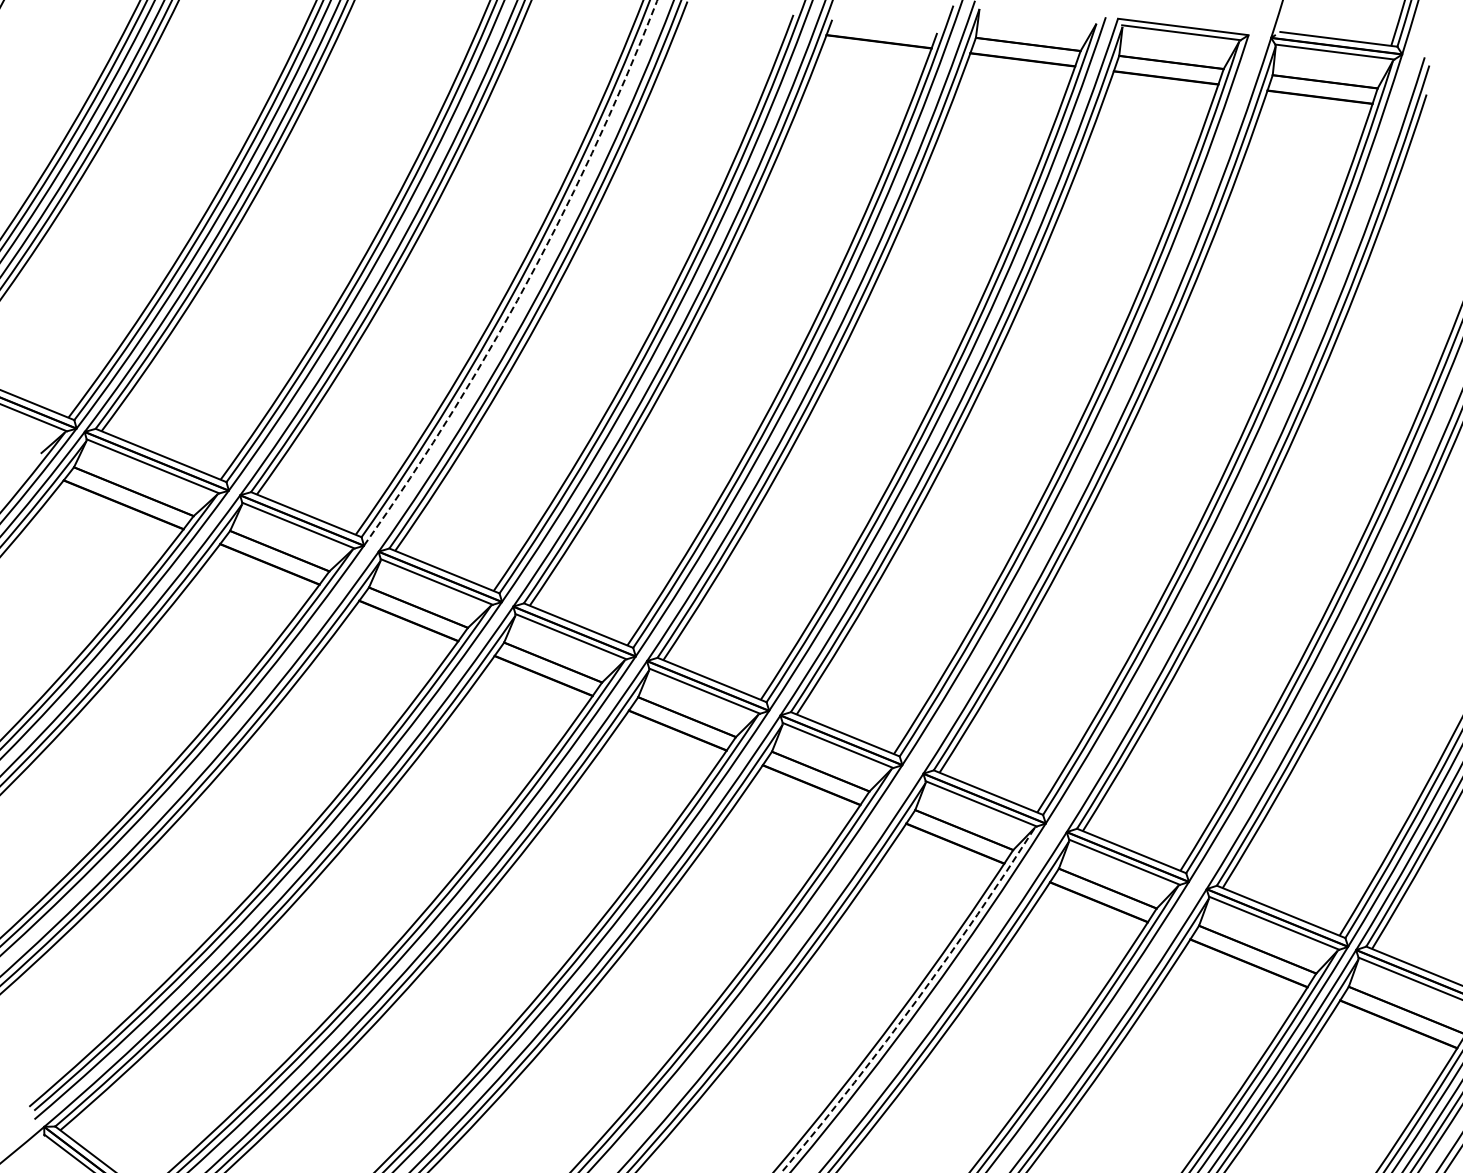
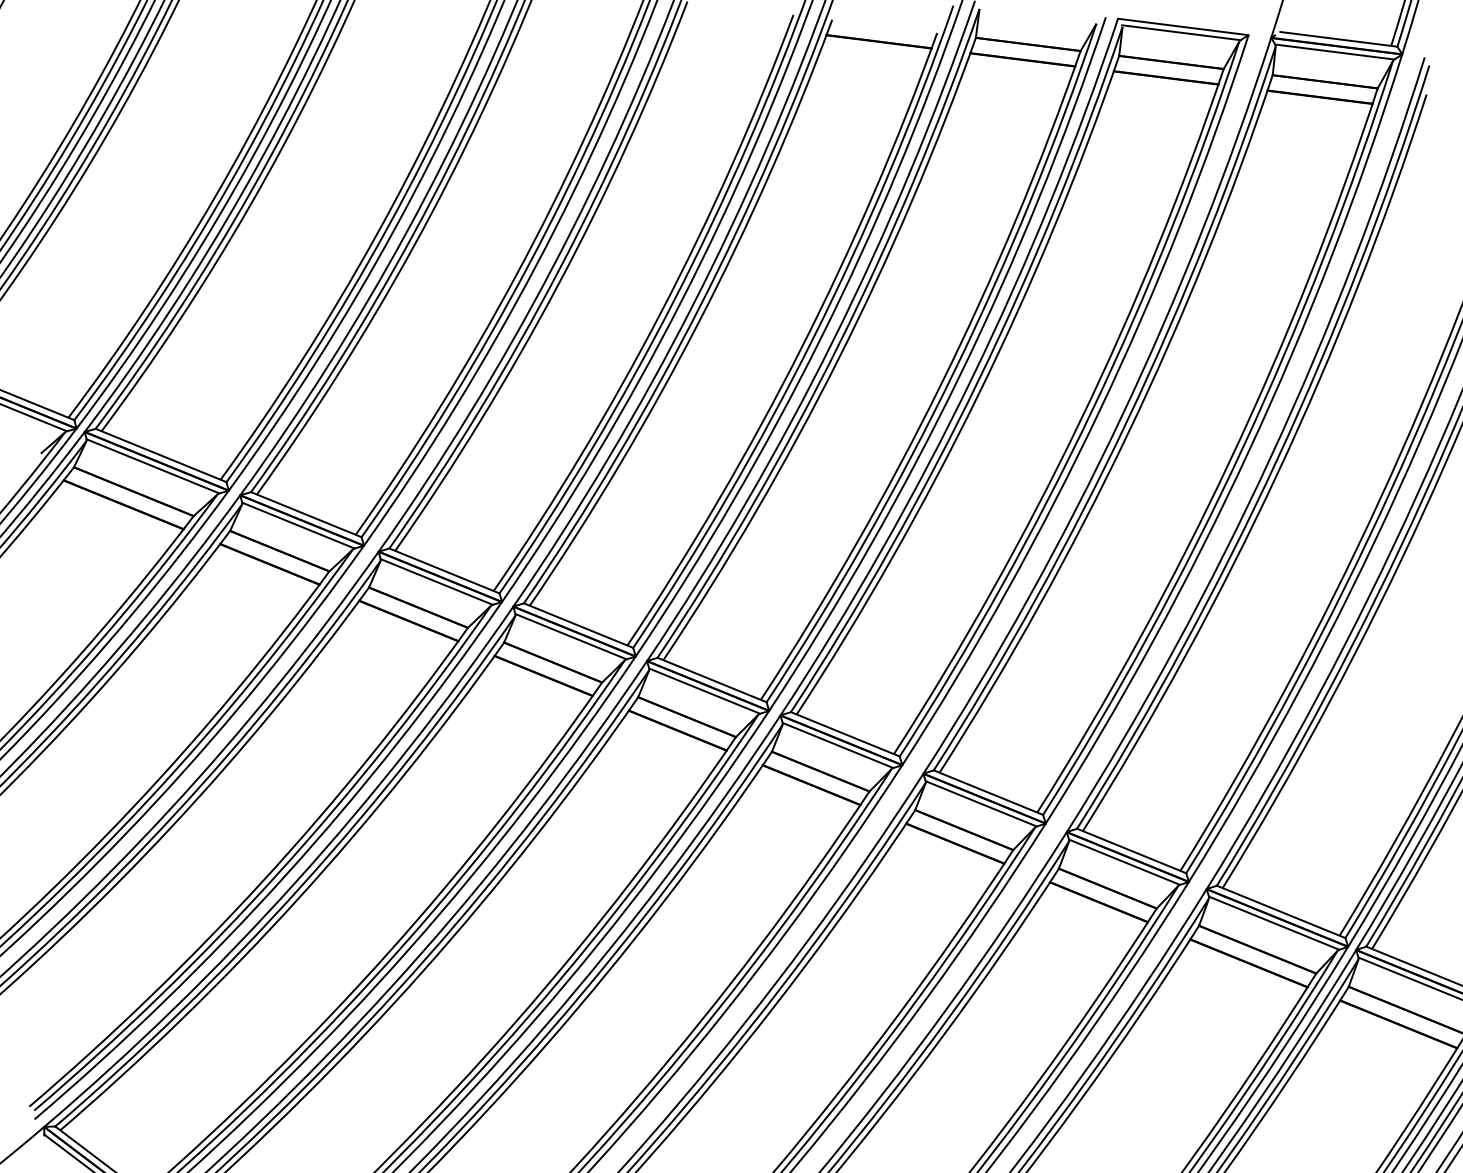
arc: dashed -> solid (527, 281)
arc: dashed -> solid (913, 1004)
